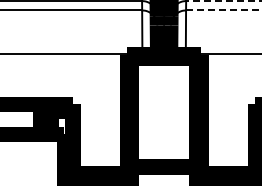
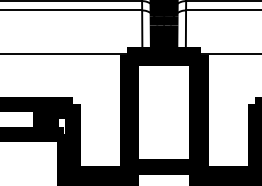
line: dashed -> solid (223, 1)
line: dashed -> solid (224, 10)
